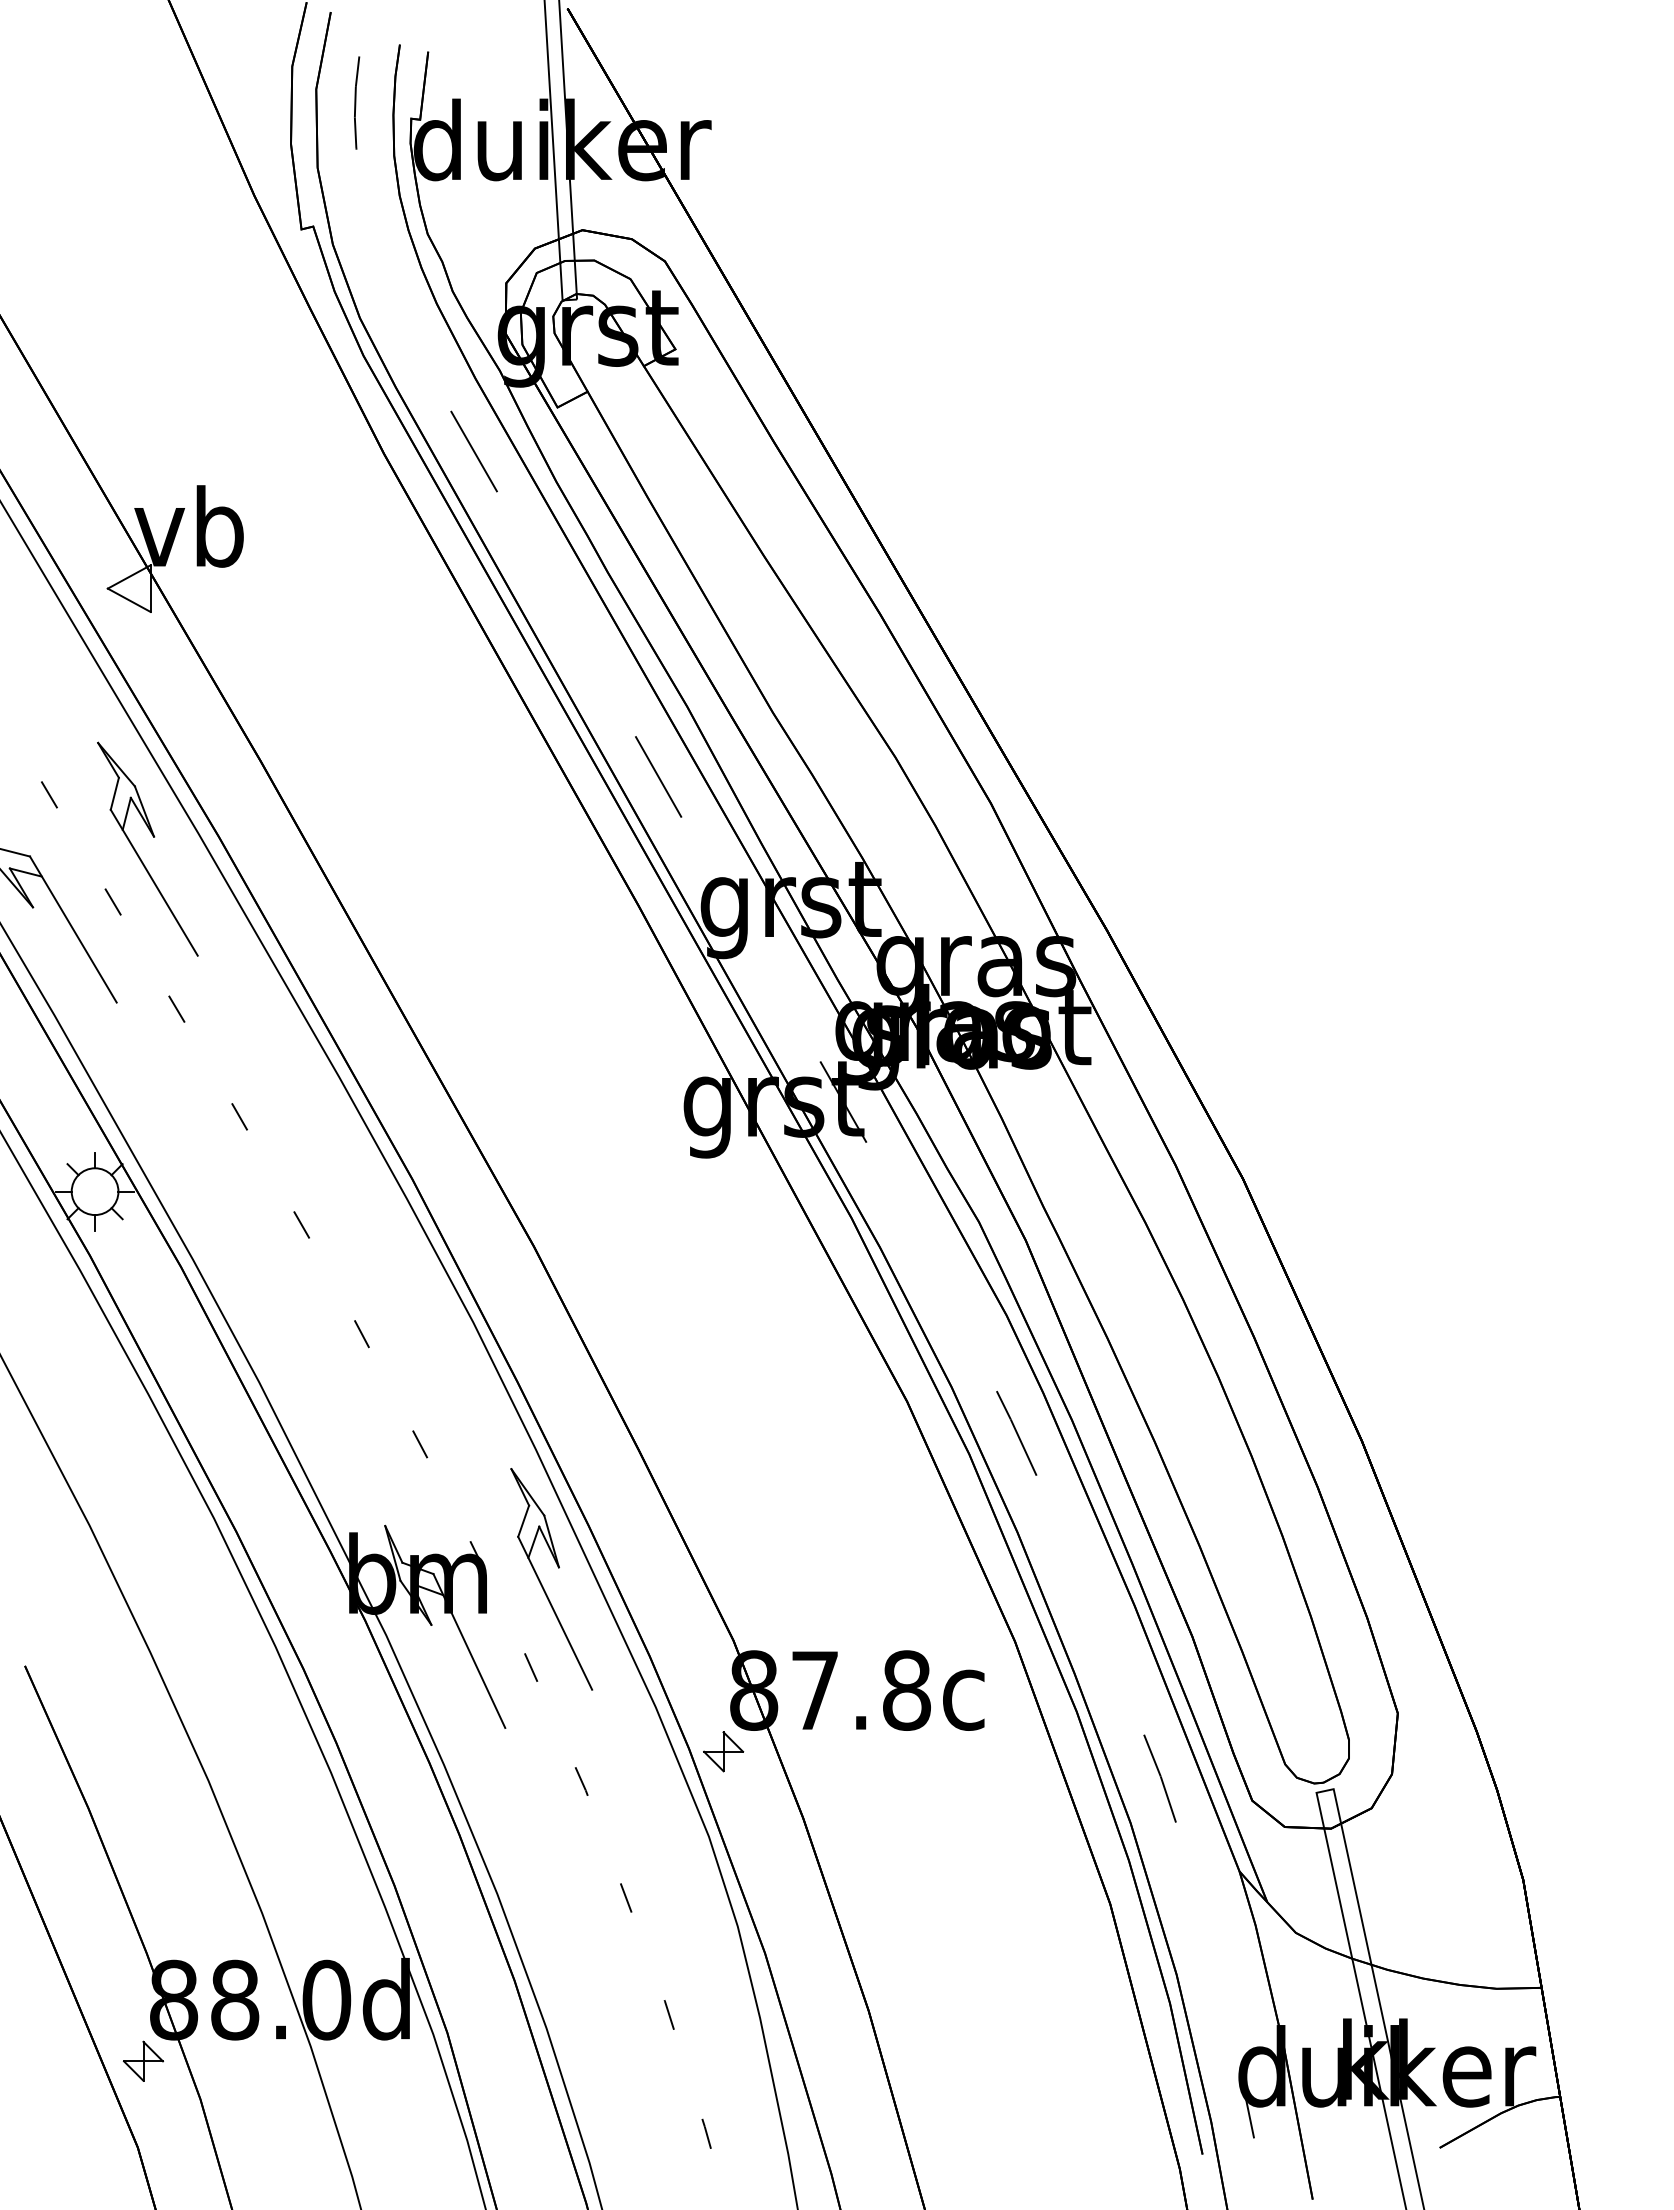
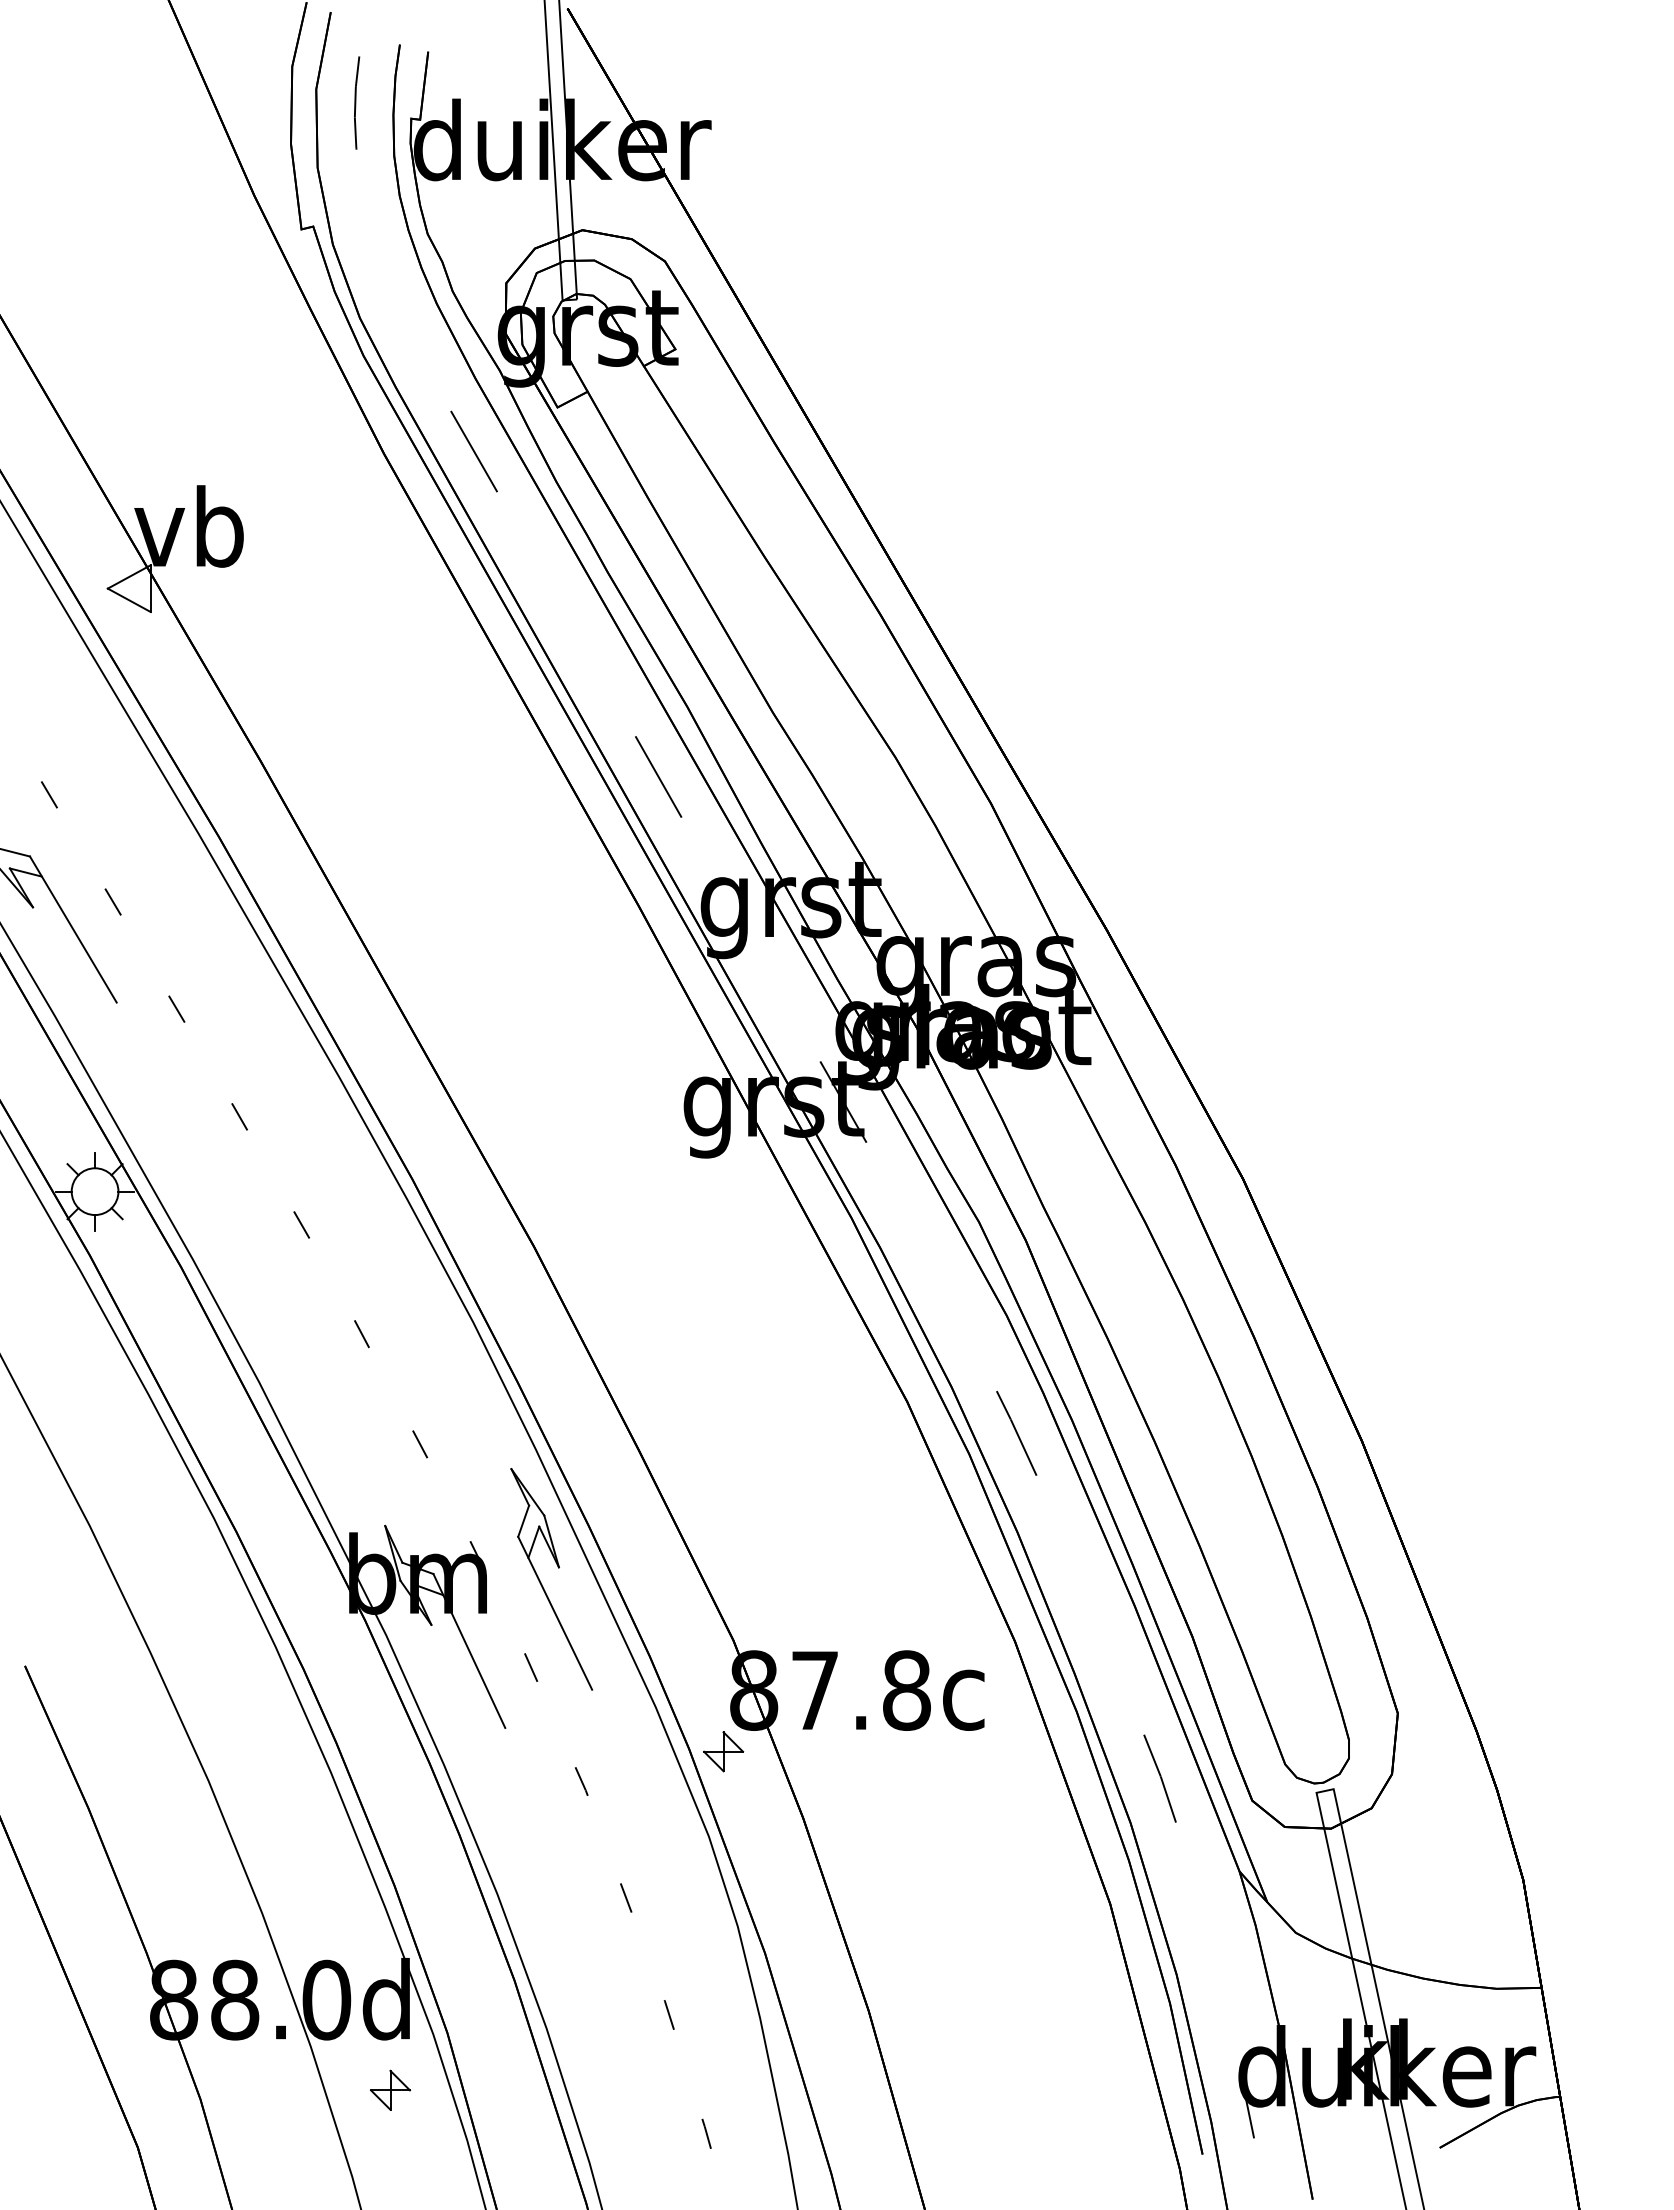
part: present -> none (139, 855)
part position: (143, 2060) -> (390, 2089) (390, 2089)
